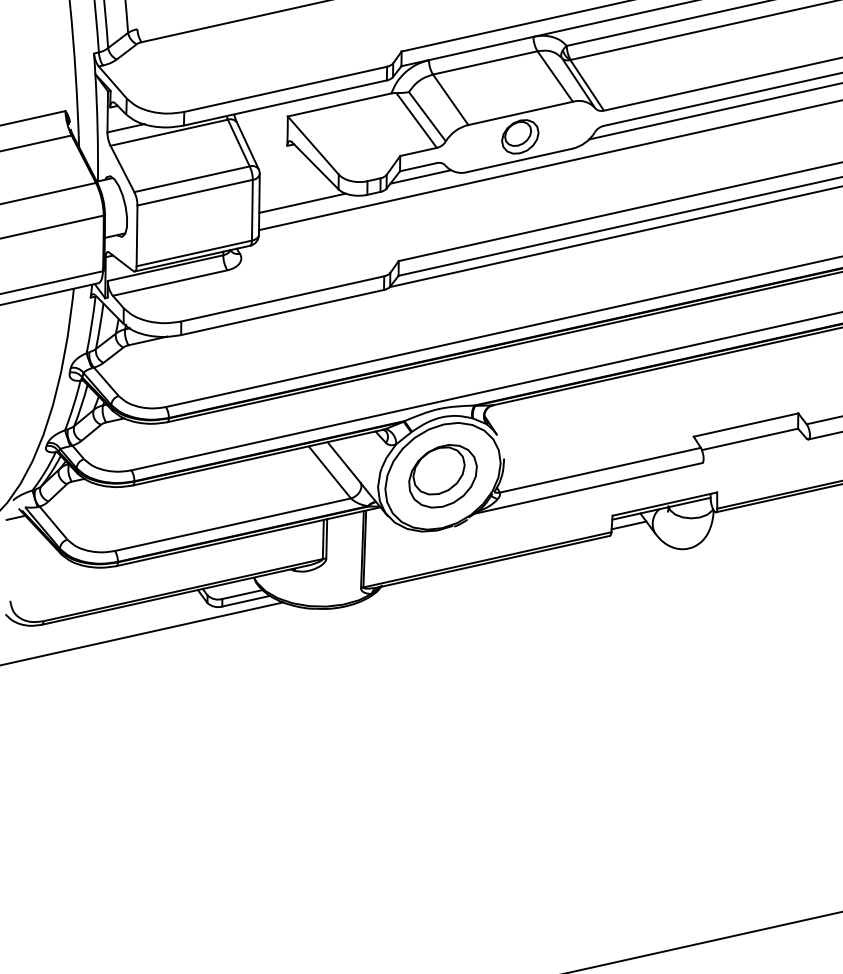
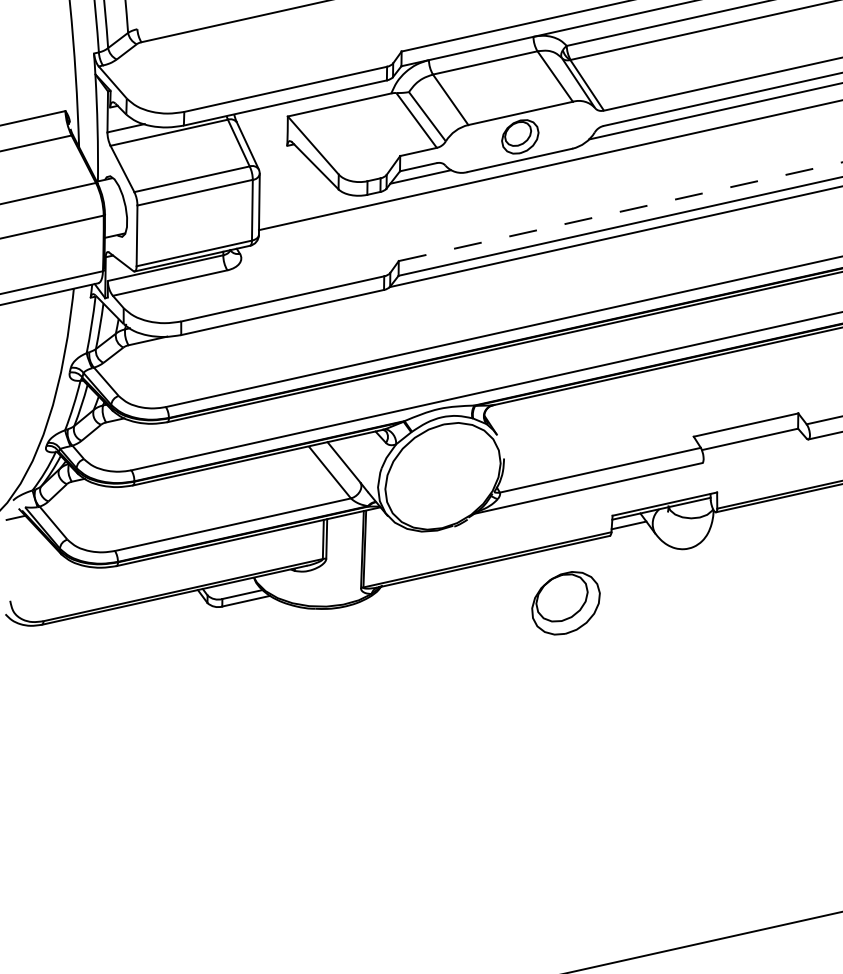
line: present -> none (302, 202)
line: solid -> dashed (621, 211)
part position: (442, 476) -> (565, 603) (565, 603)
line: present -> none (142, 633)
